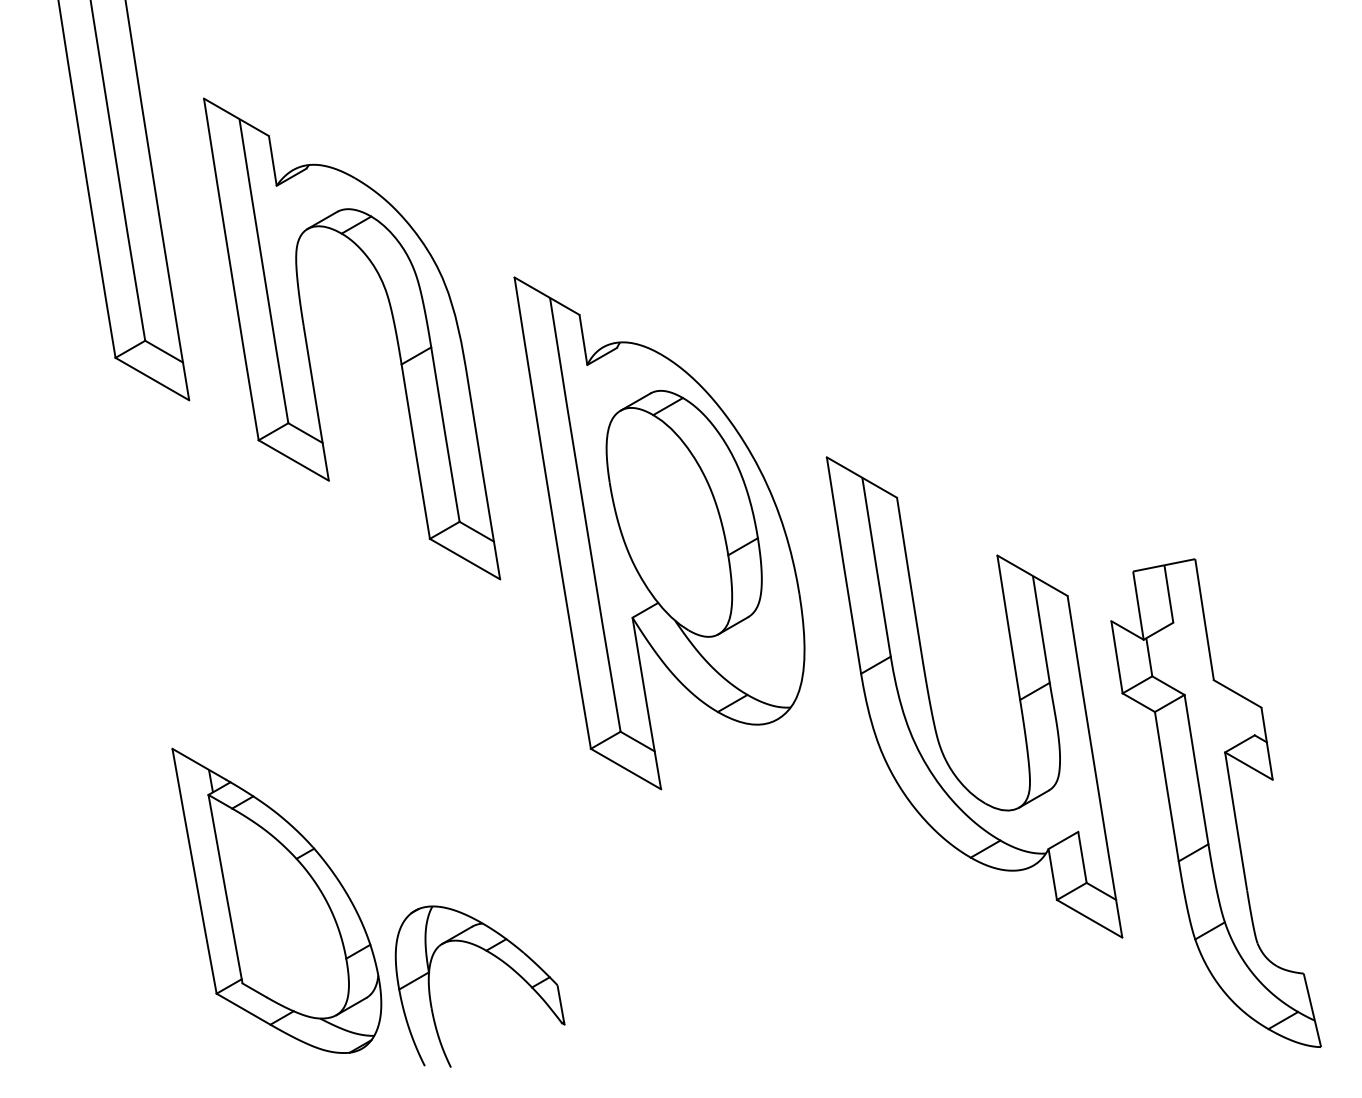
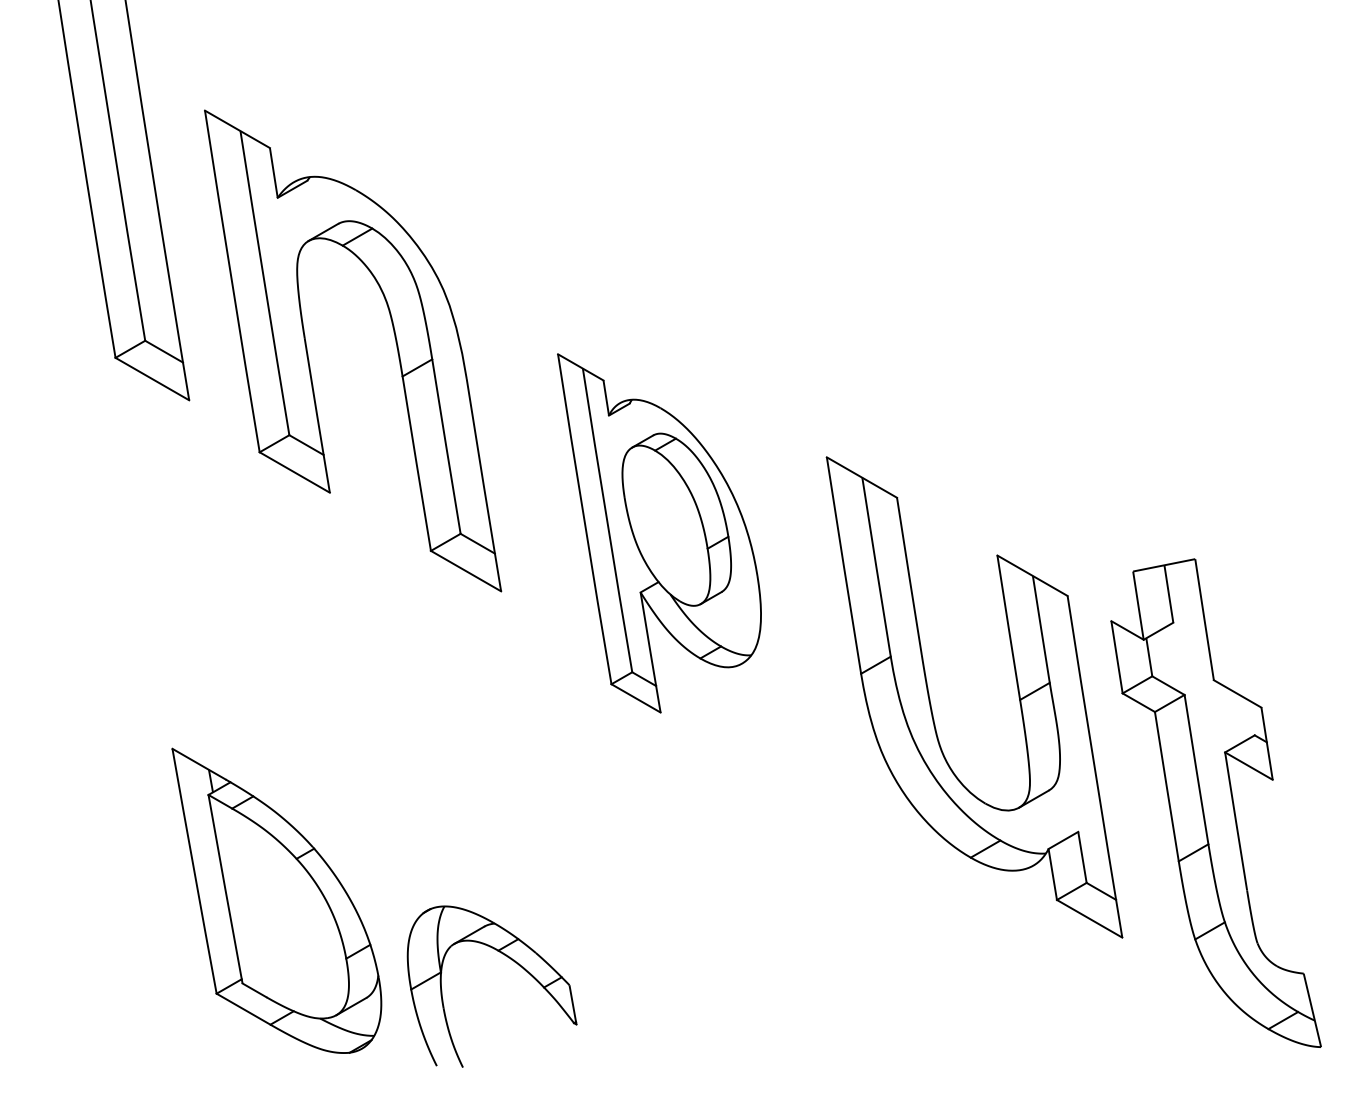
part position: (394, 330) -> (395, 342) (395, 342)
part size: 293x515 px -> 205x361 px (659, 533)
part position: (496, 958) -> (508, 958) (508, 958)
